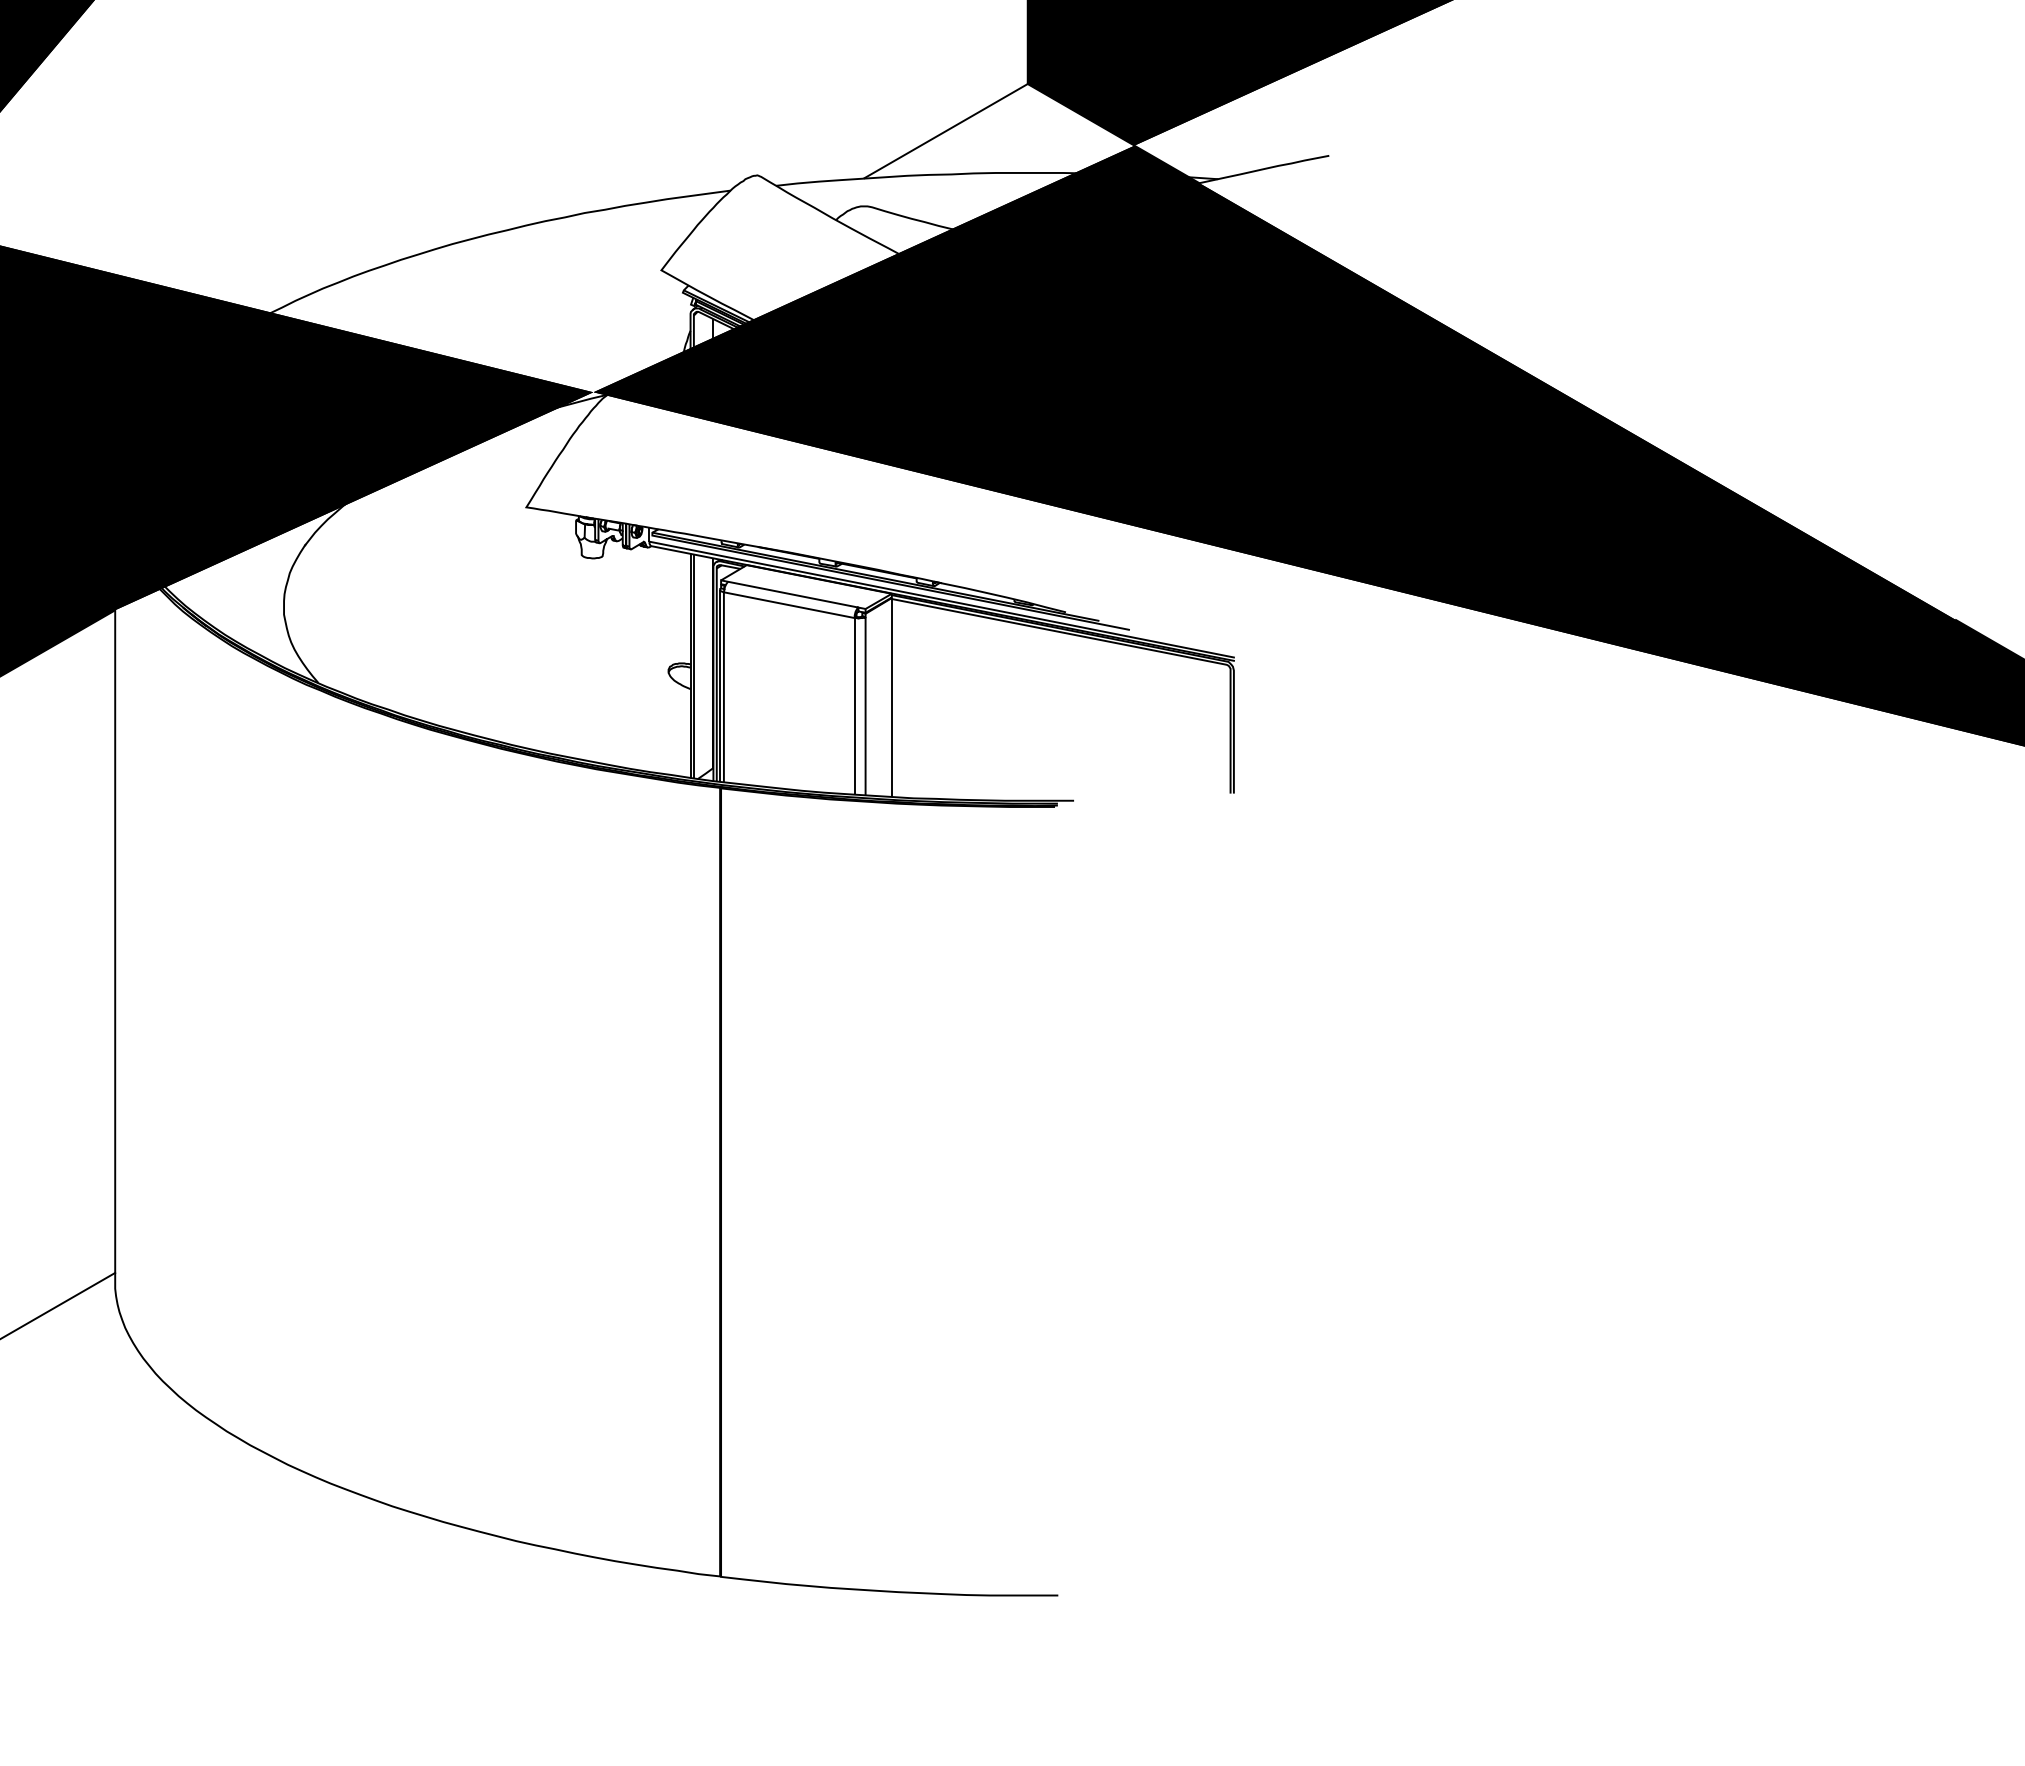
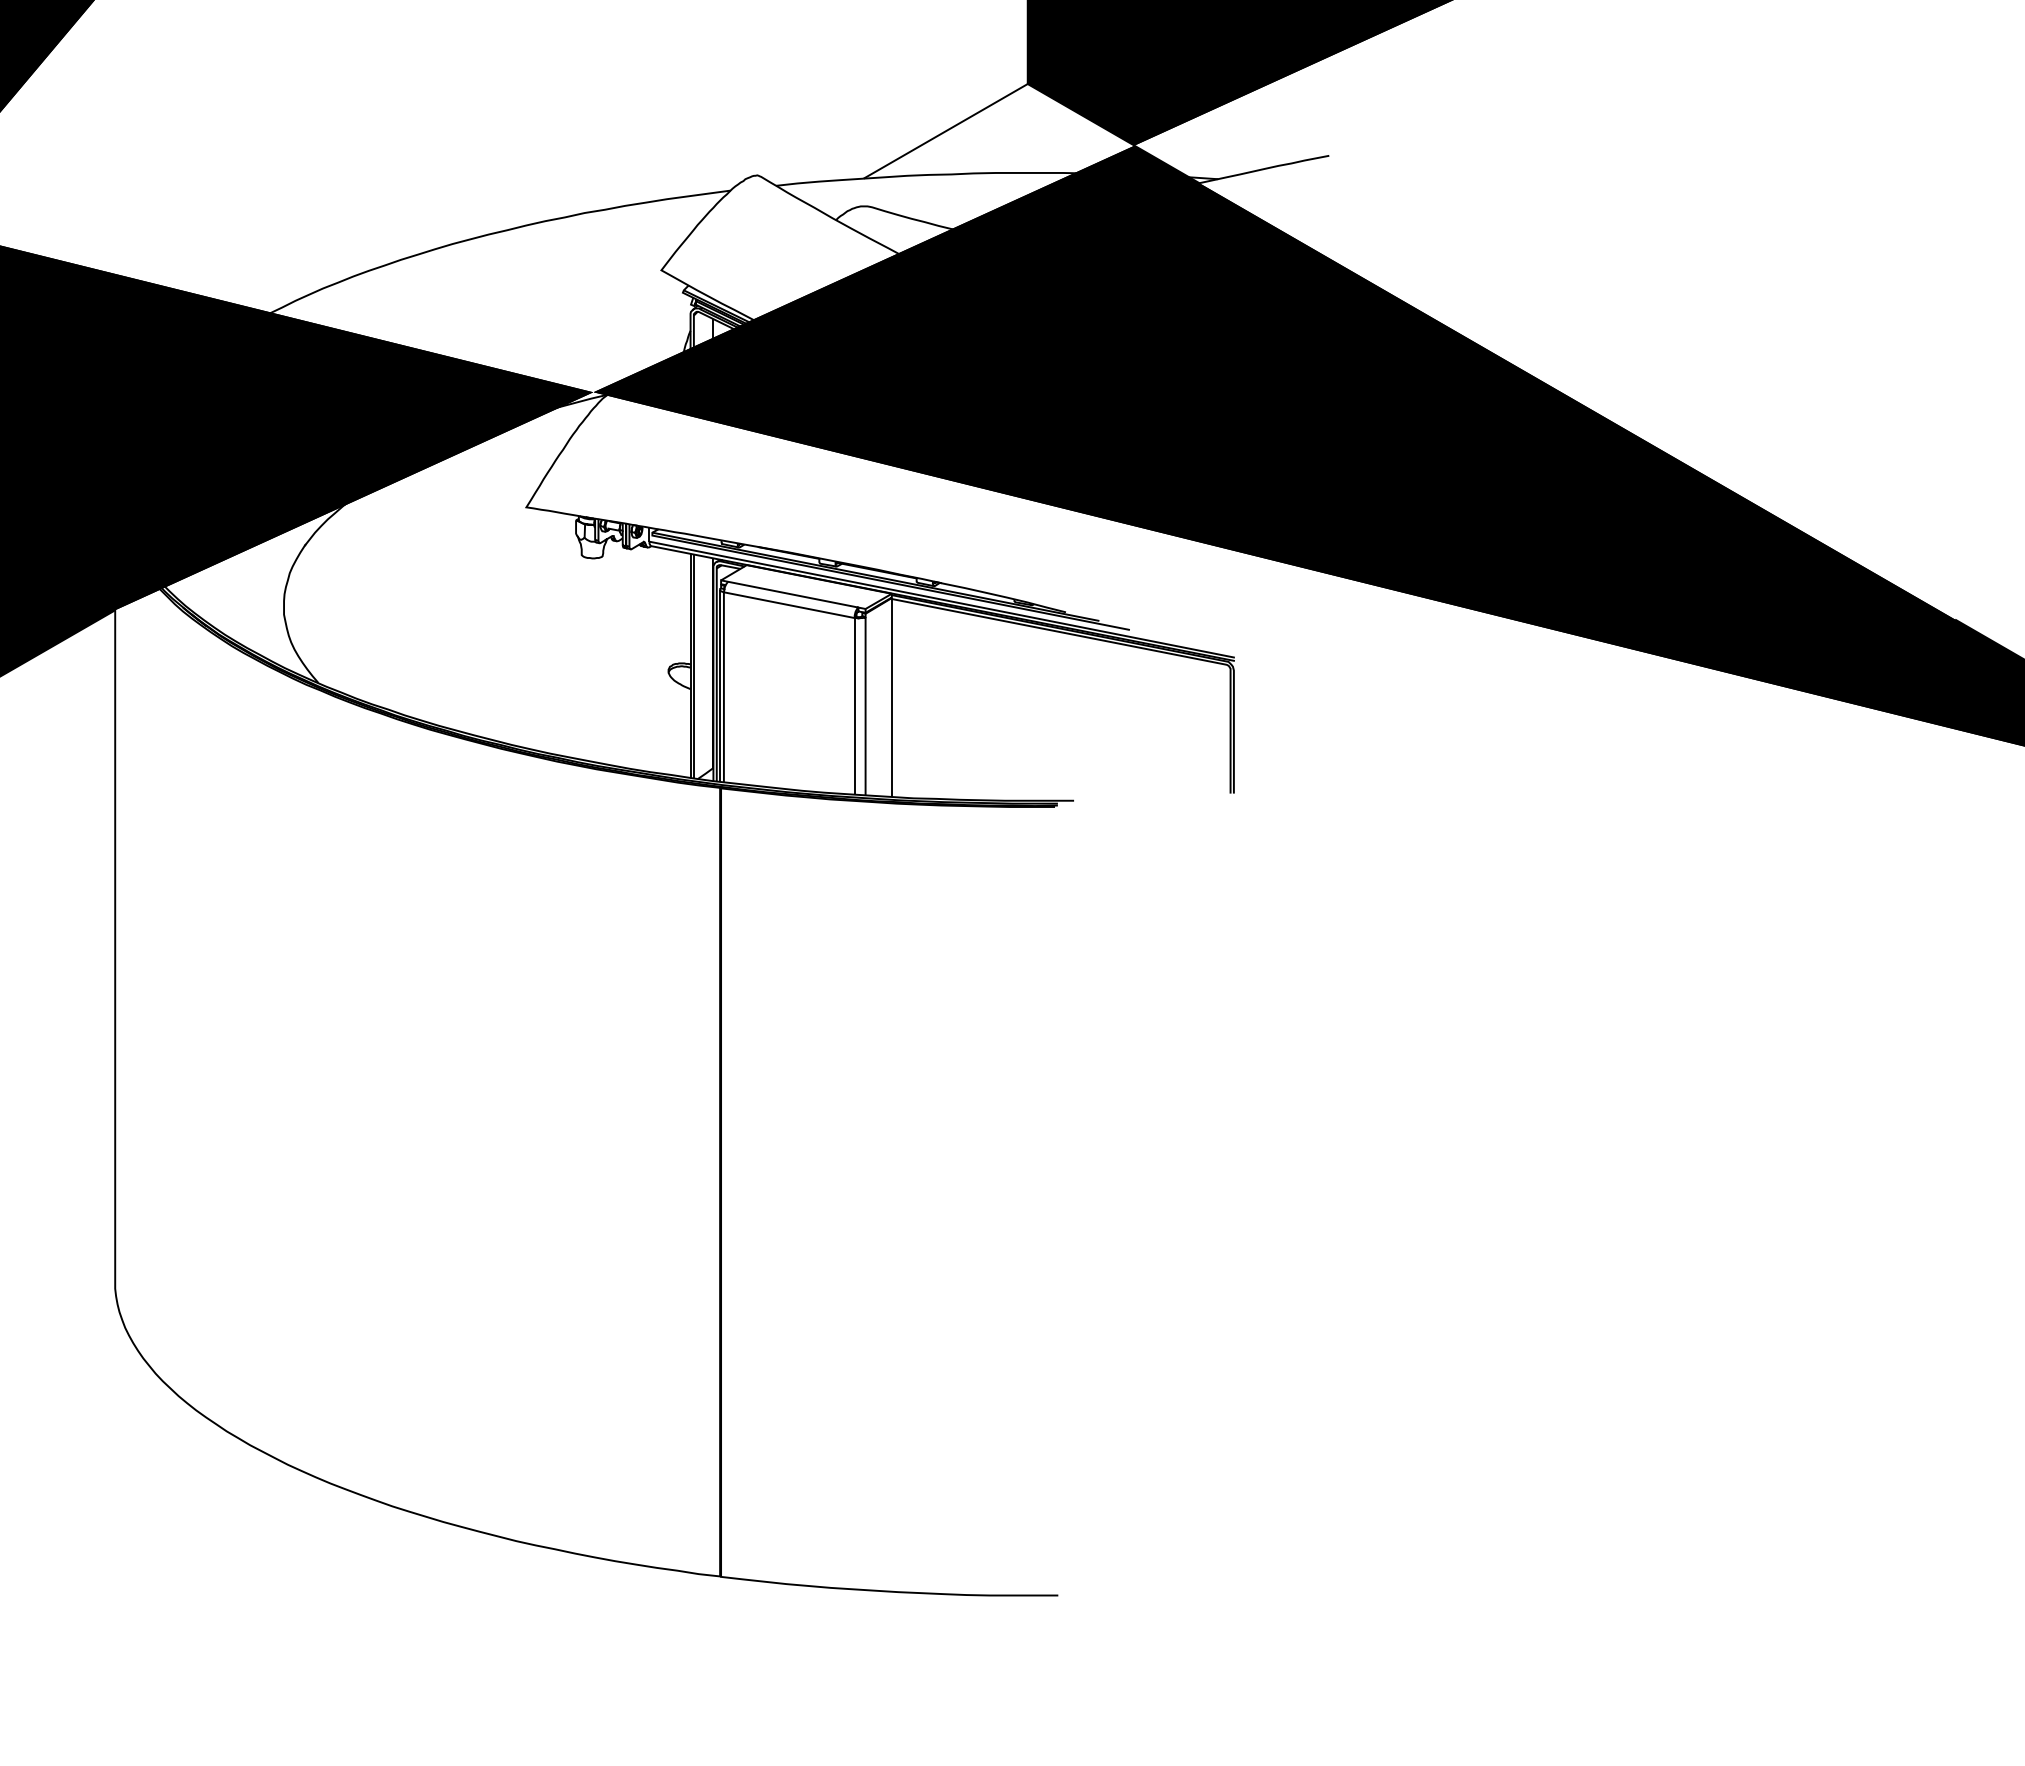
line: present -> none (58, 1304)
